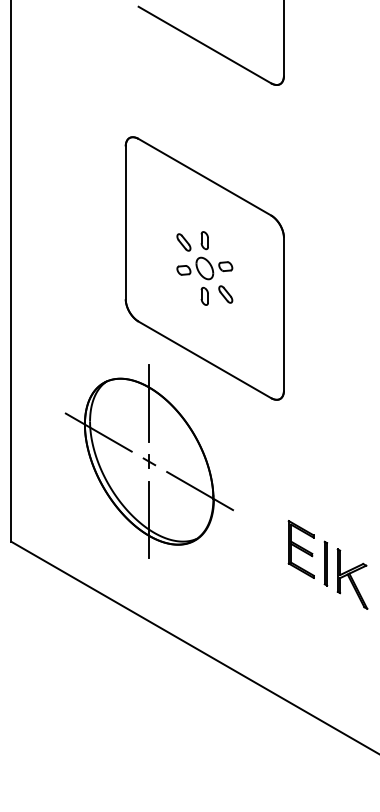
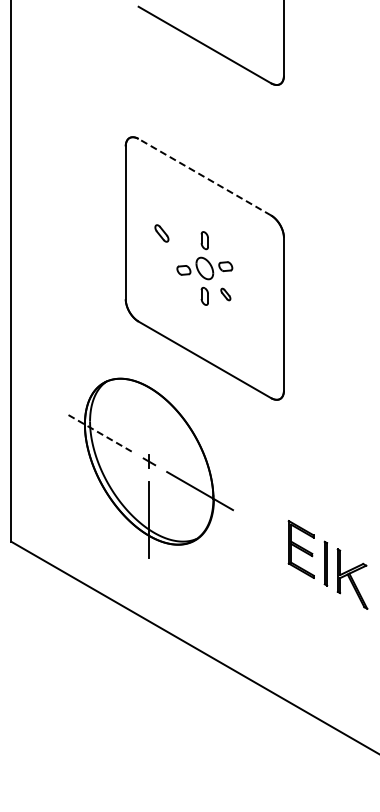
line: solid -> dashed (204, 176)
part position: (183, 242) -> (161, 233) (161, 233)
part size: 16x19 px -> 12x15 px (225, 294)
line: present -> none (149, 402)
line: solid -> dashed (98, 432)
